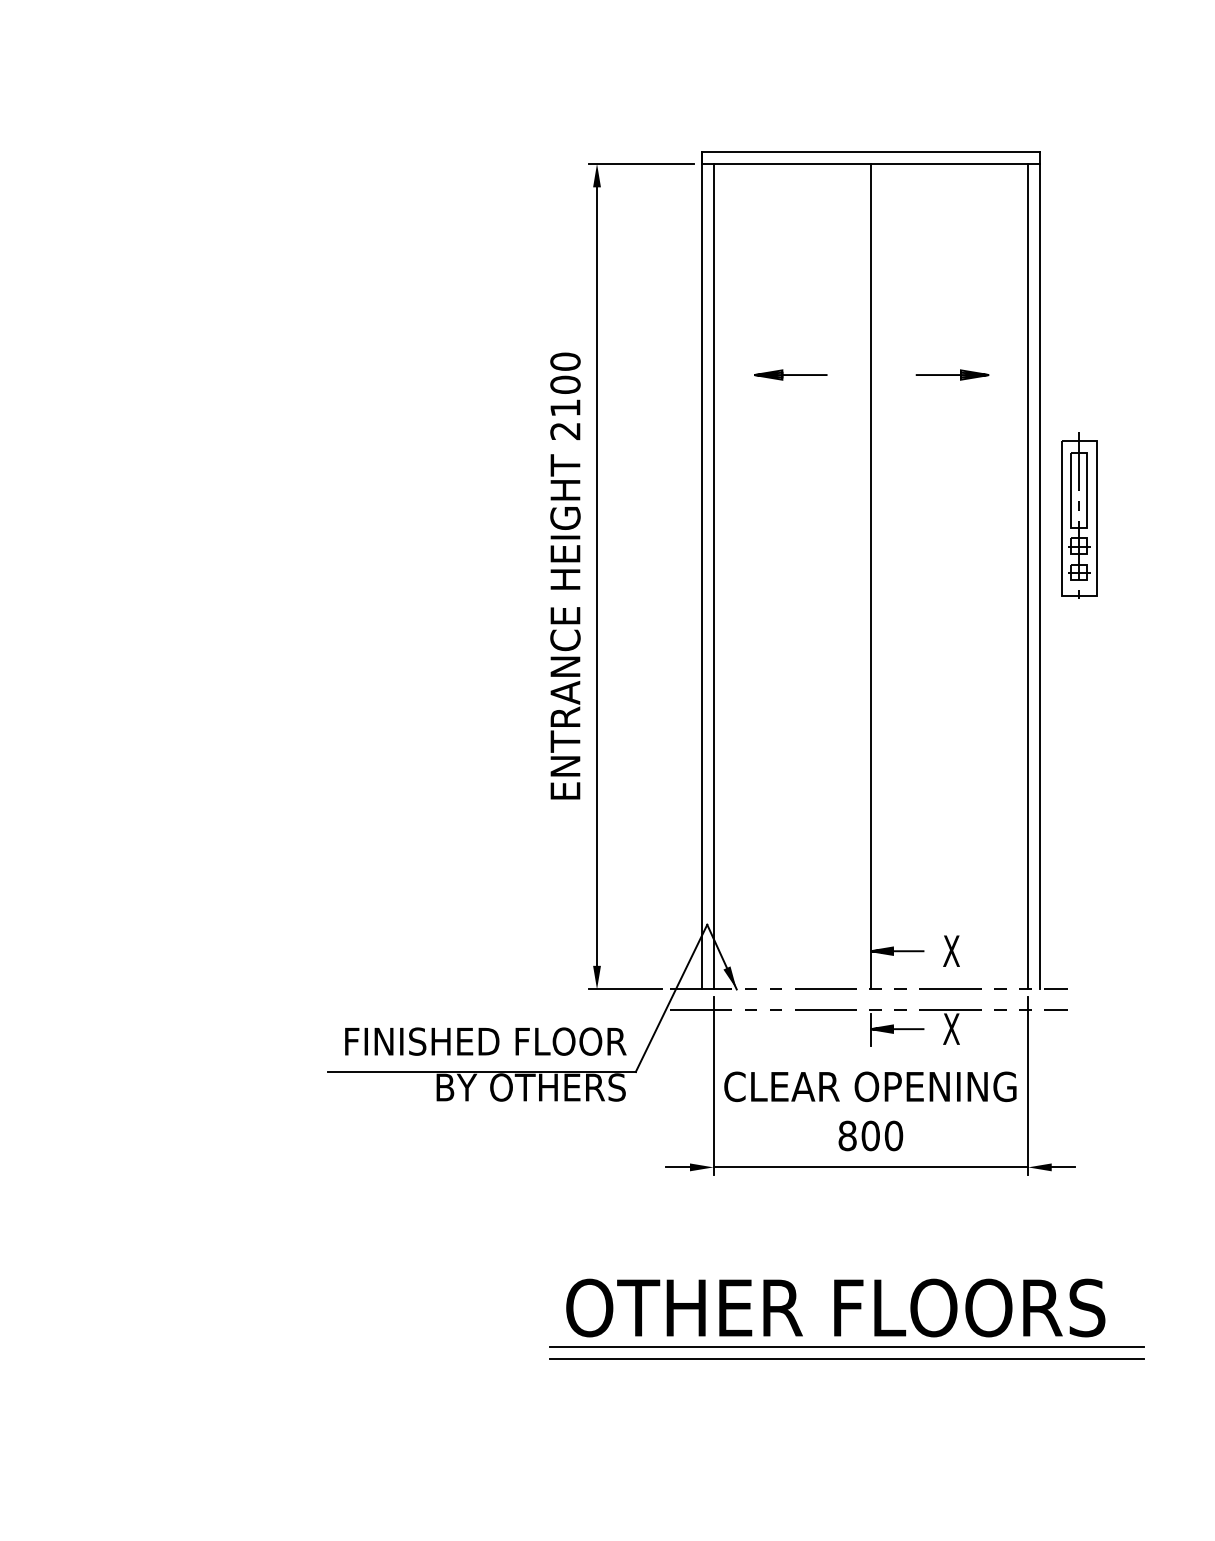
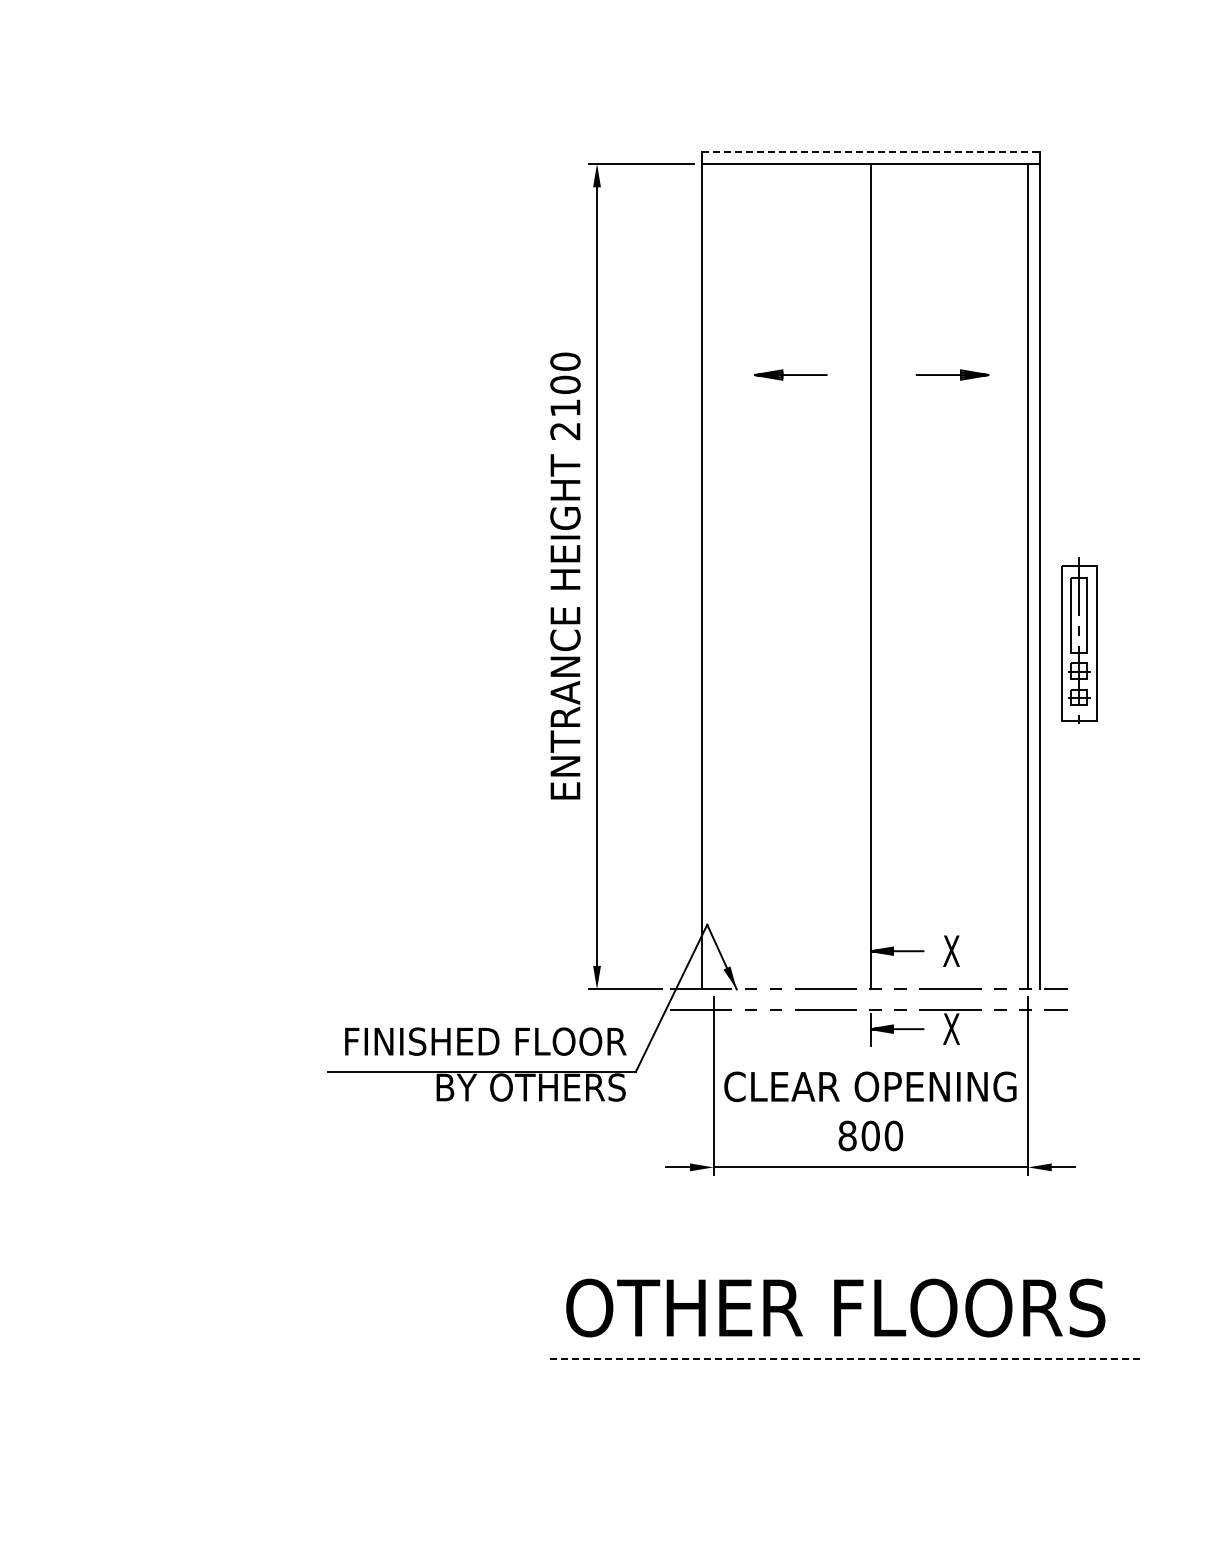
line: solid -> dashed (871, 151)
part position: (1079, 515) -> (1079, 640) (1079, 640)
line: present -> none (713, 576)
line: present -> none (847, 1347)
line: solid -> dashed (847, 1359)
